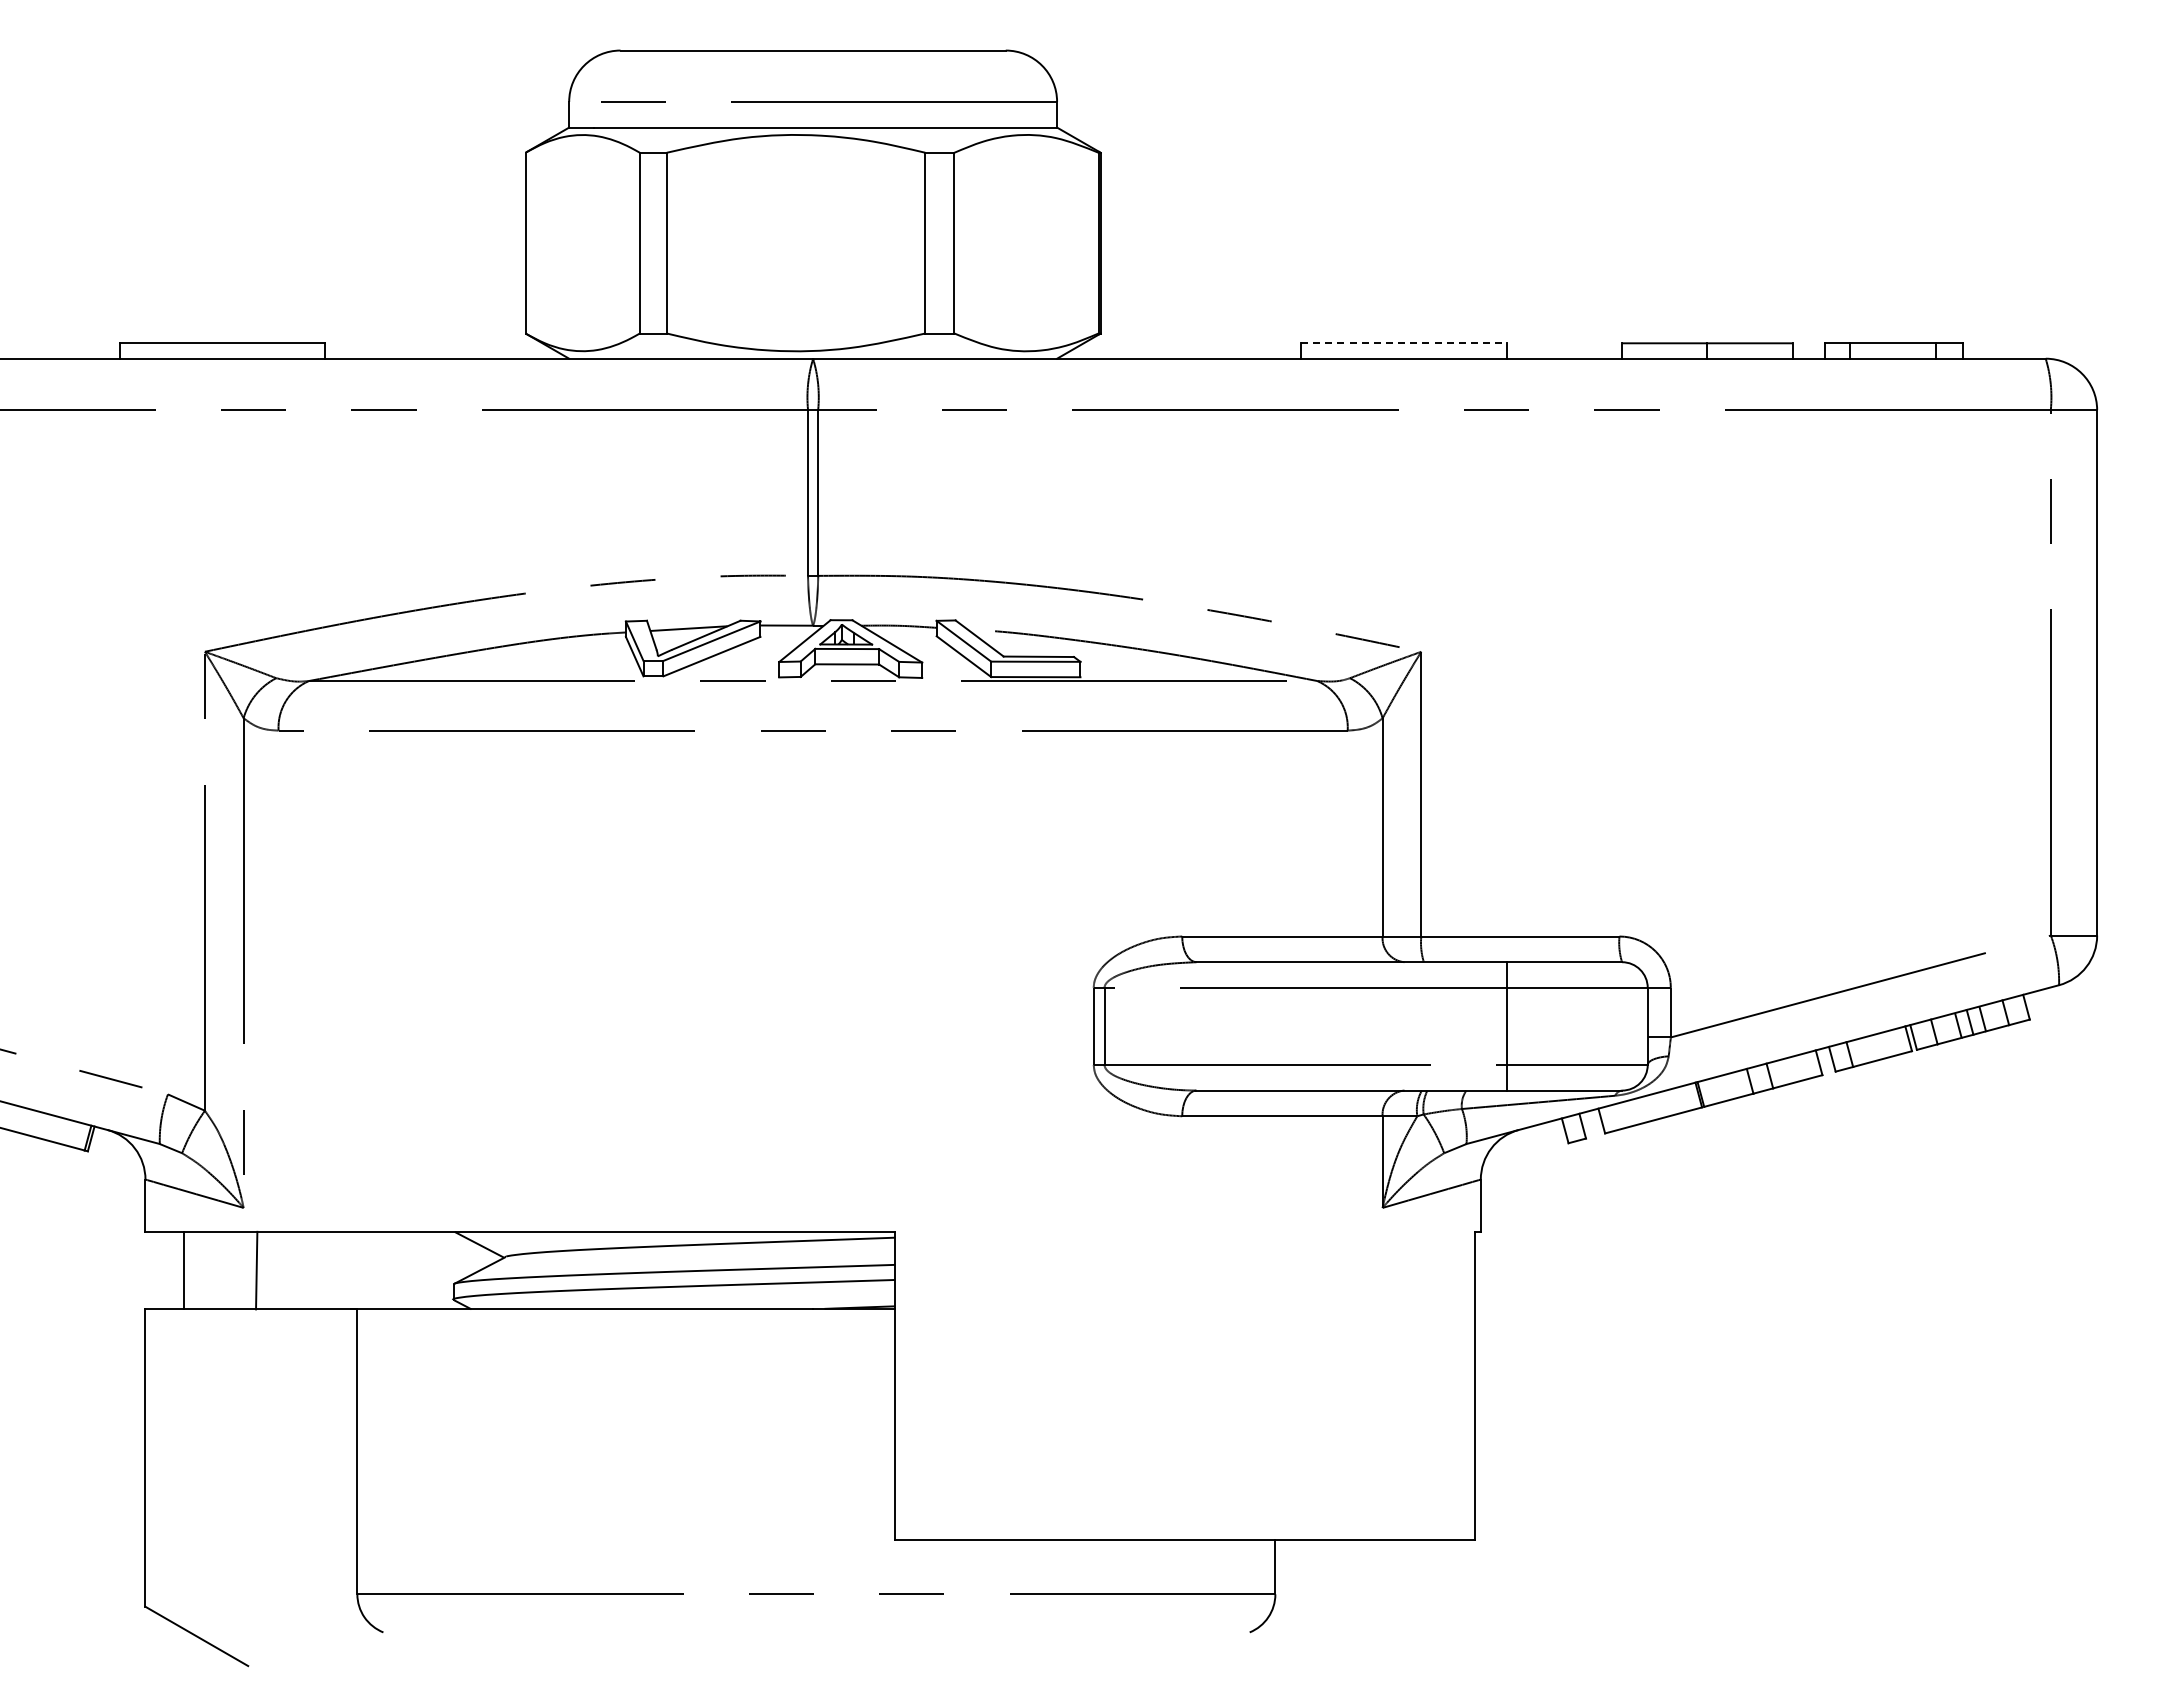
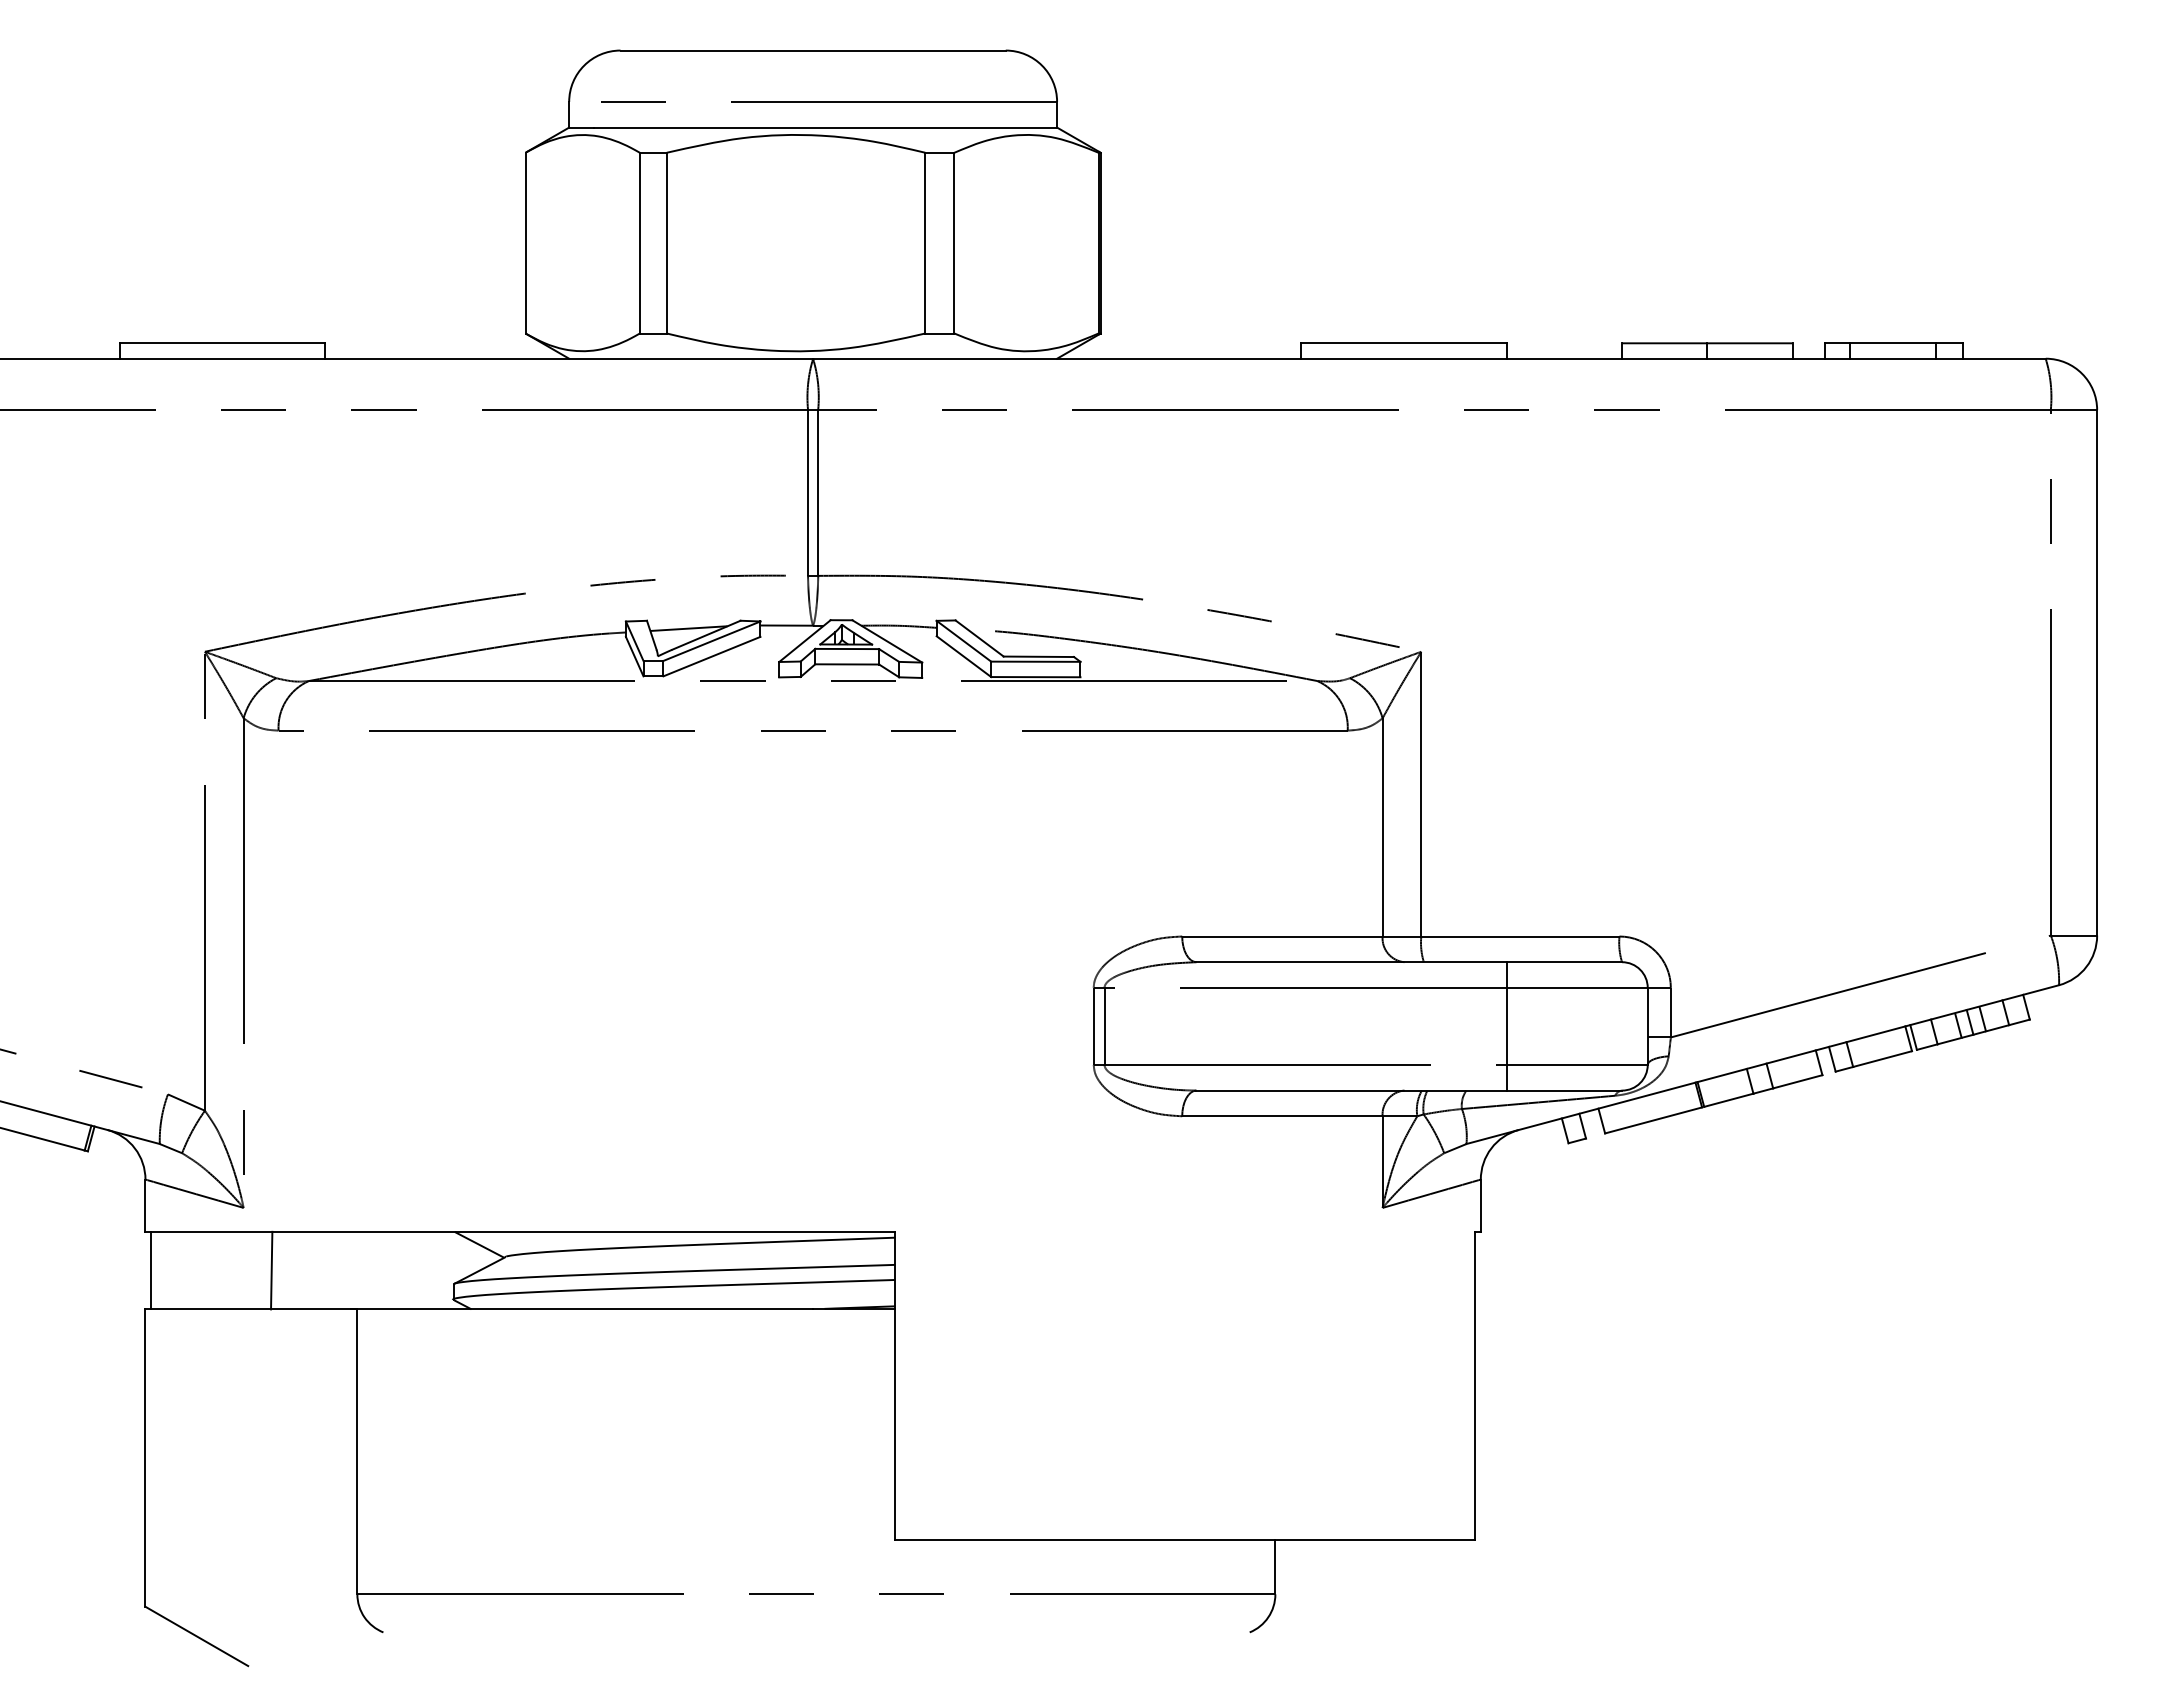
line: dashed -> solid (1403, 343)
line position: (183, 1270) -> (150, 1270) (150, 1270)
line position: (256, 1270) -> (271, 1270) (271, 1270)
